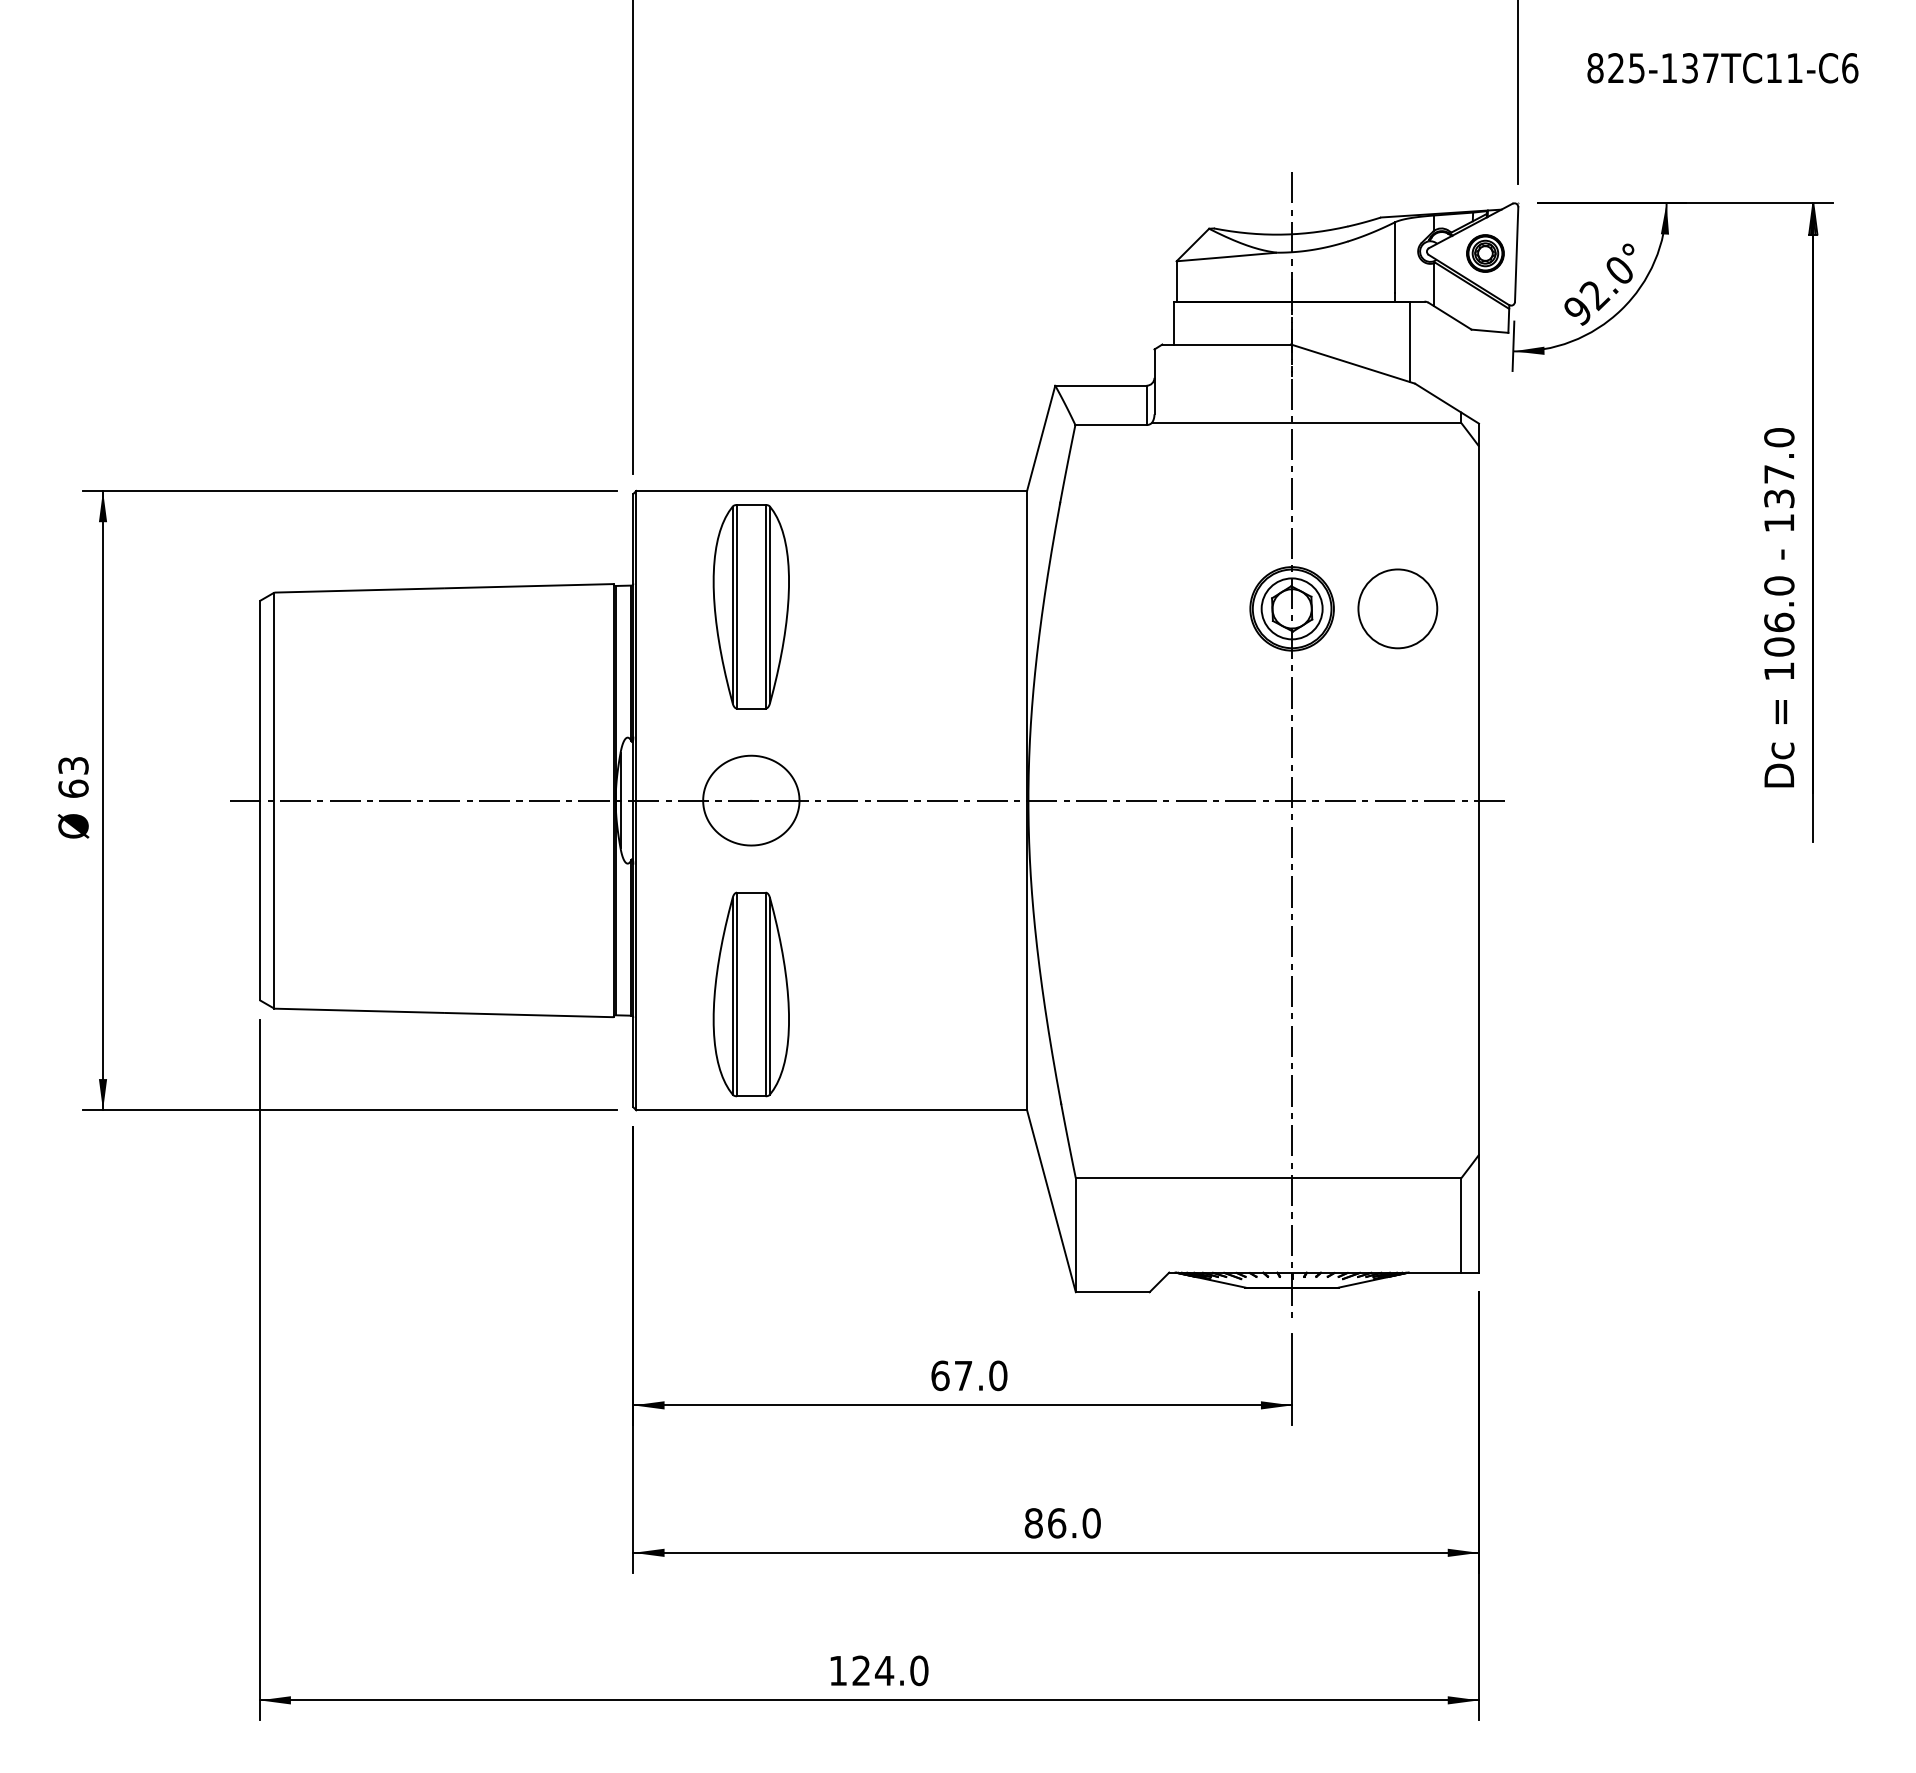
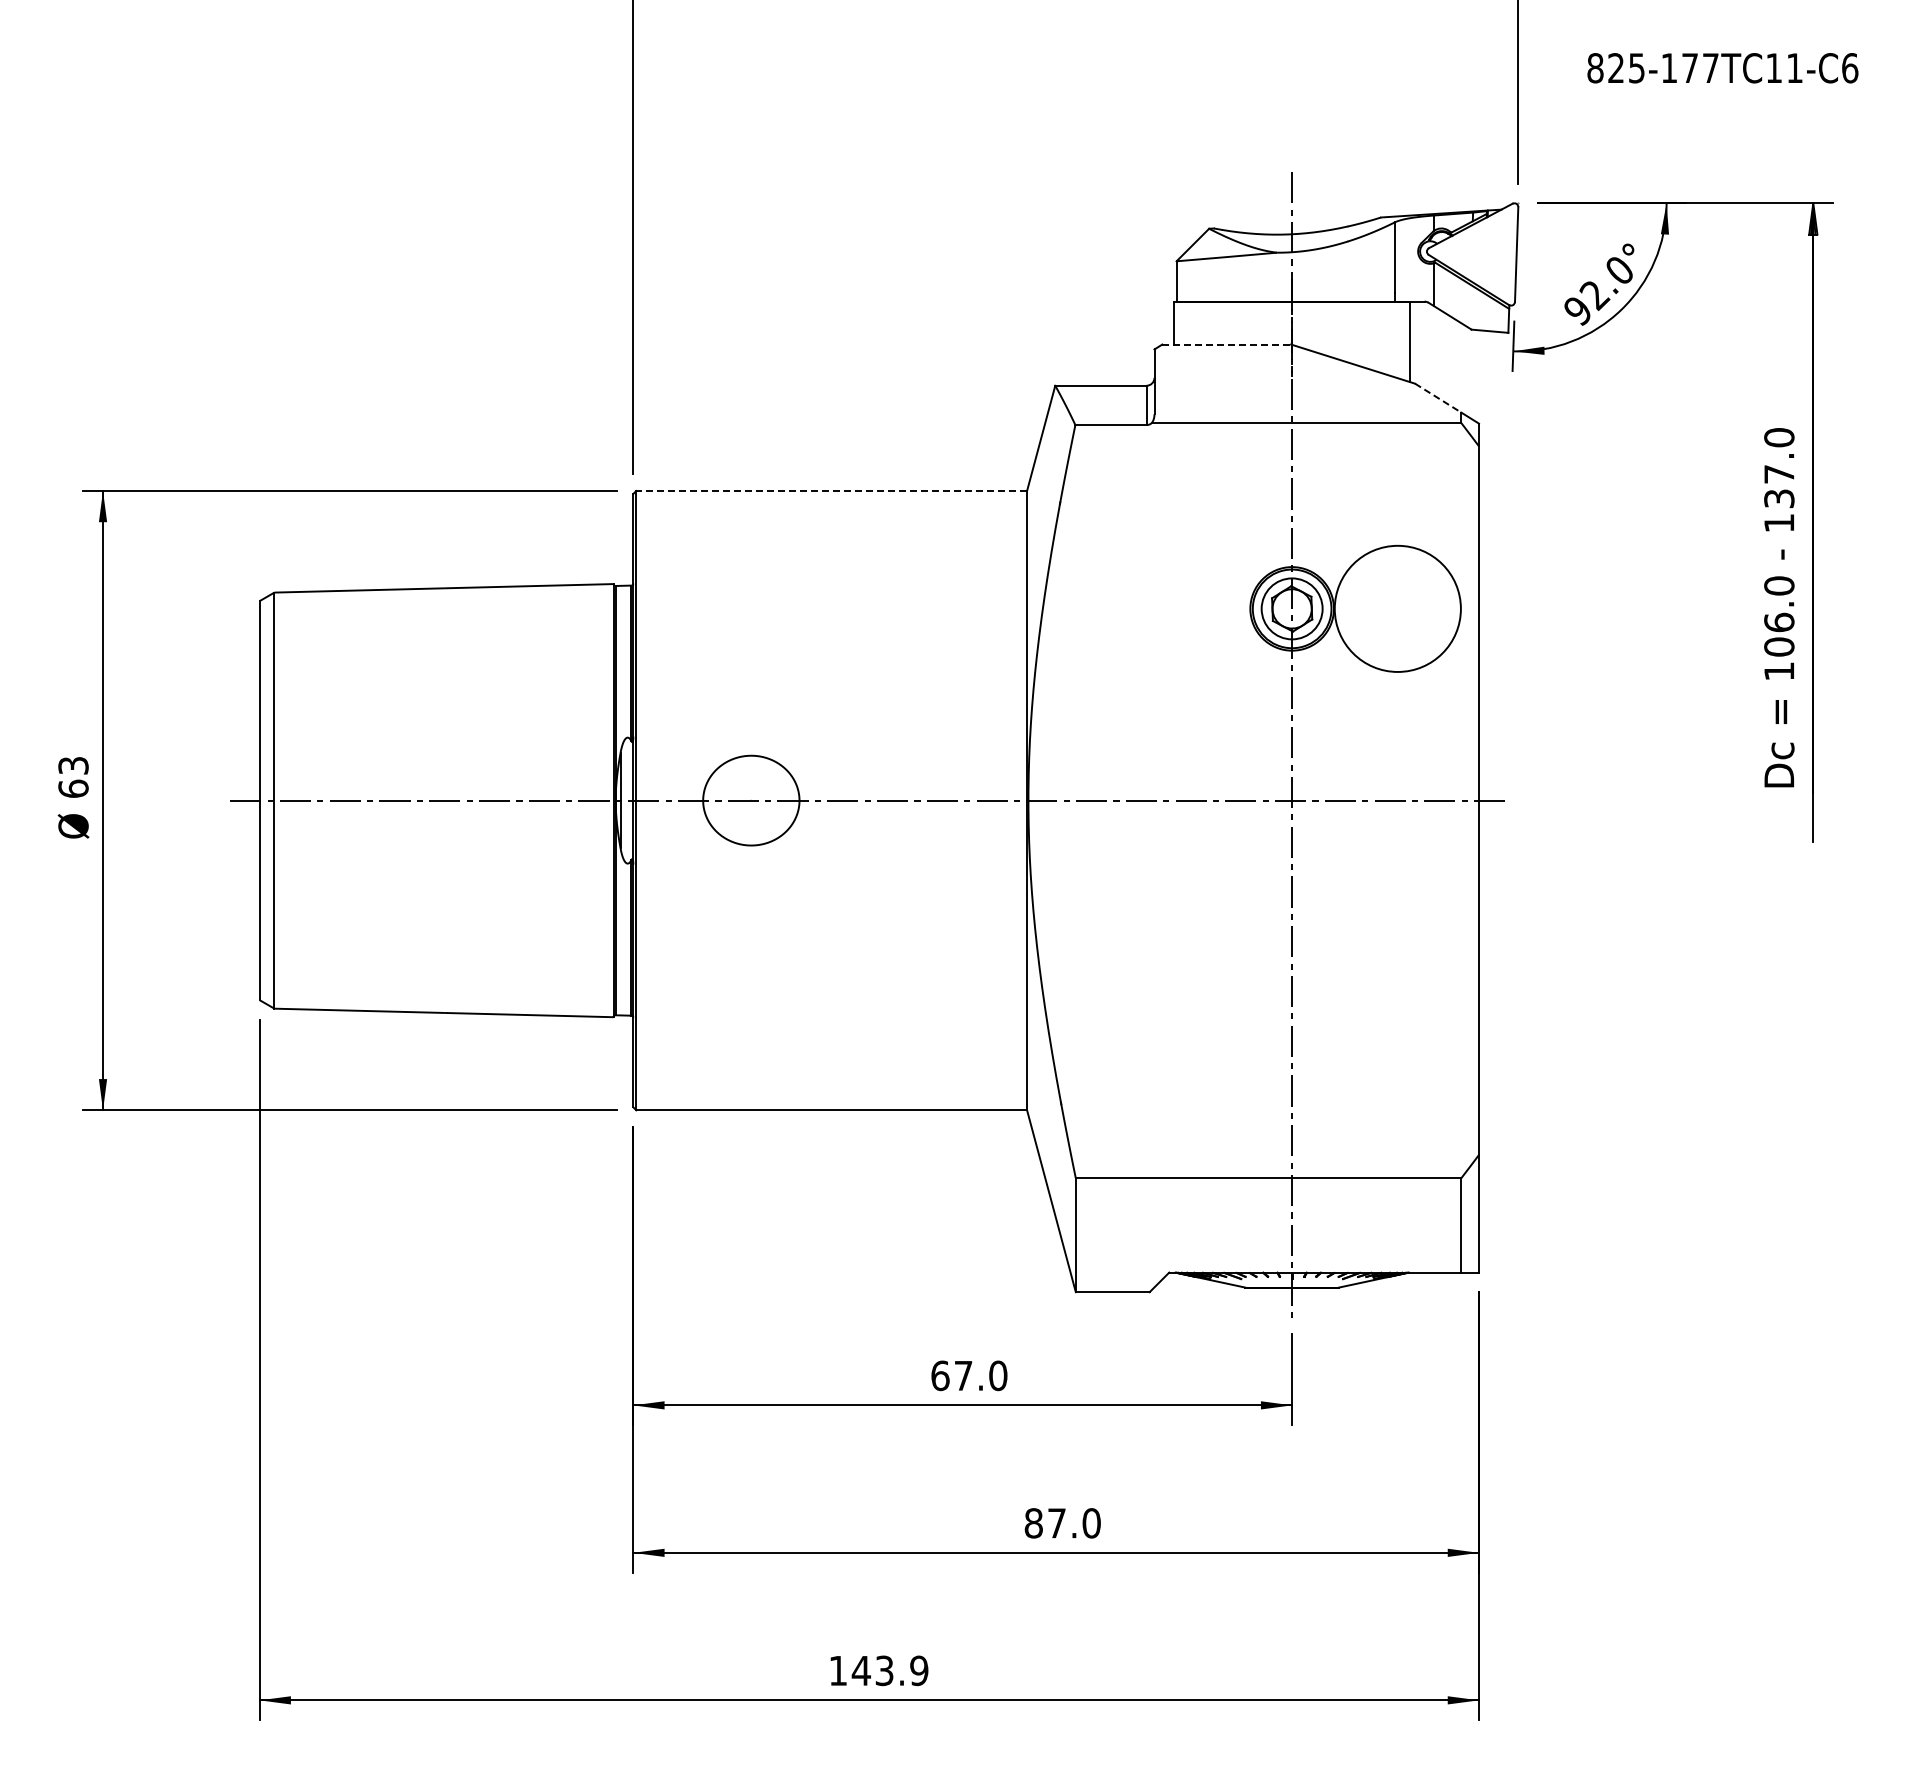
text: 825-137TC11-C6 -> 825-177TC11-C6 (1689, 68)
part: present -> none (1485, 253)
line: solid -> dashed (1227, 344)
line: solid -> dashed (1438, 398)
line: solid -> dashed (831, 490)
part: present -> none (750, 606)
circle diameter: 79 px -> 126 px (1397, 608)
part: present -> none (750, 994)
text: 86.0 -> 87.0 (1057, 1523)
text: 124.0 -> 143.9 (889, 1670)
